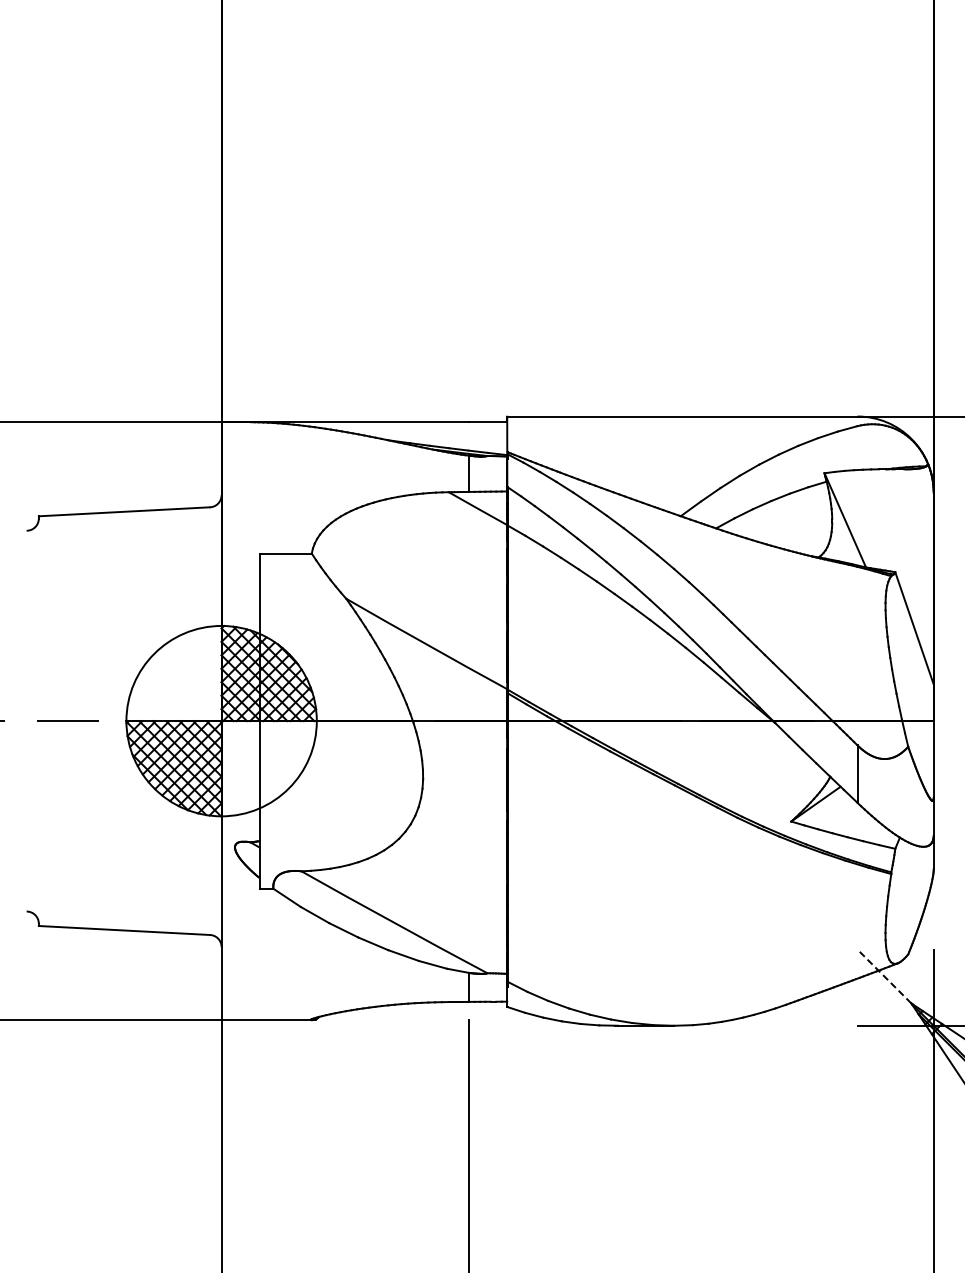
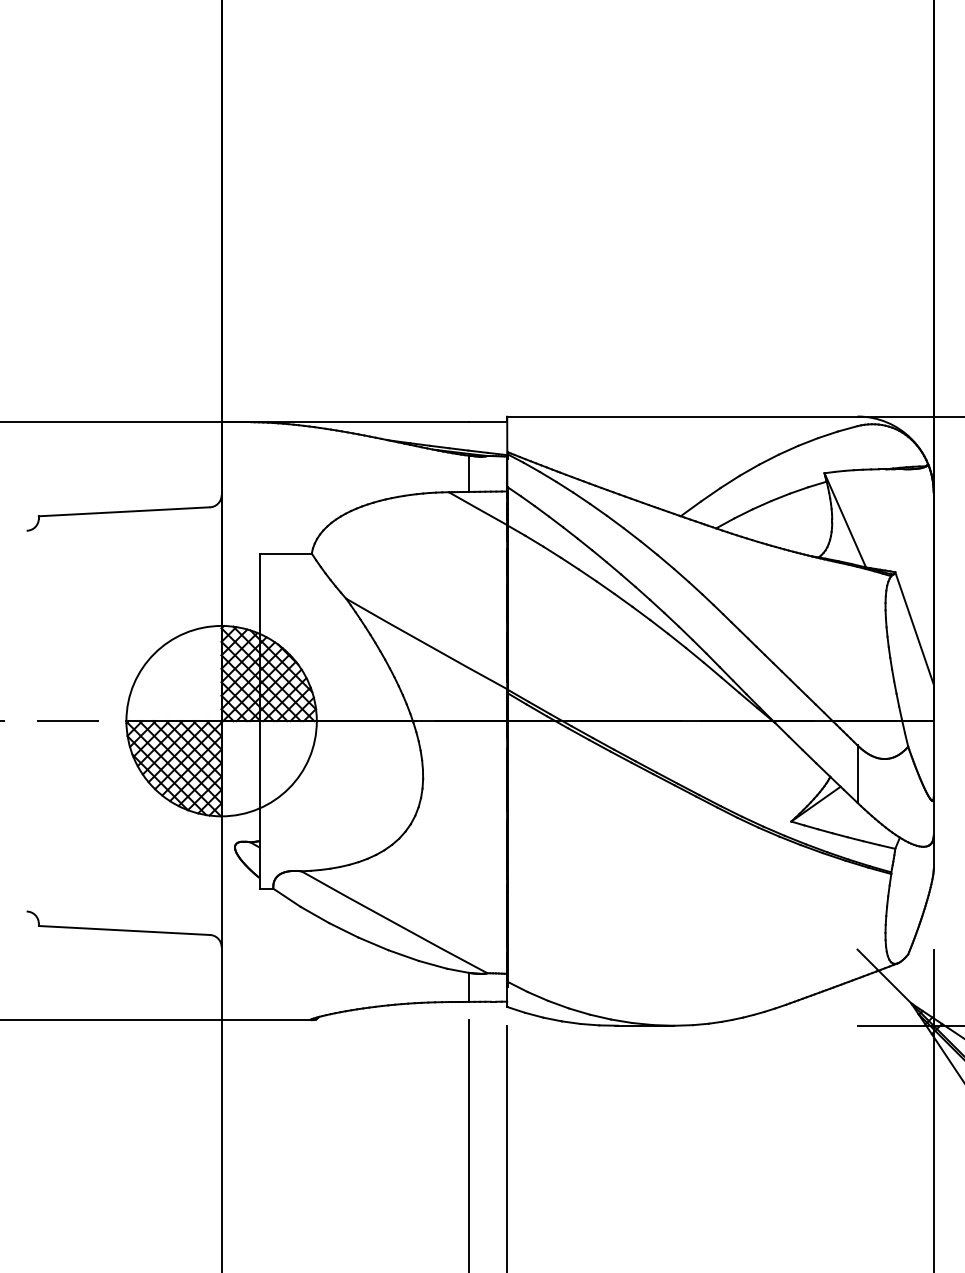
line: dashed -> solid (884, 976)
line: none -> present (507, 1147)
